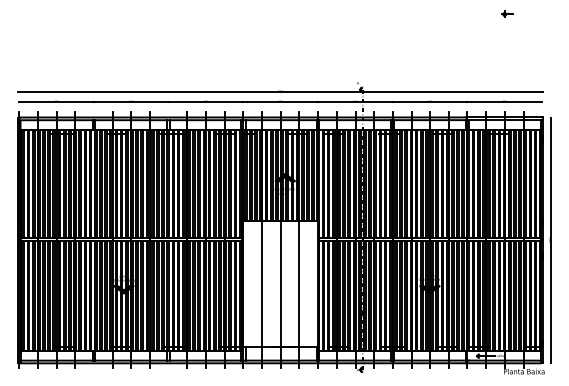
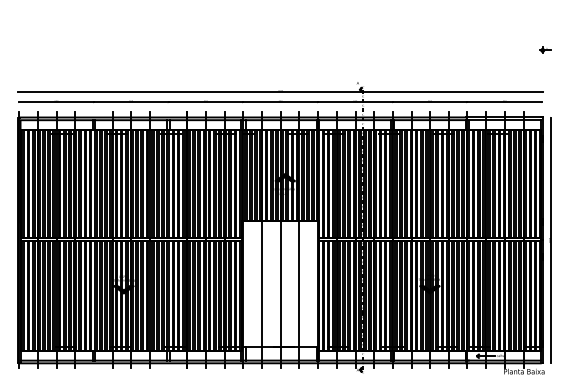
part position: (507, 13) -> (545, 49) (545, 49)
